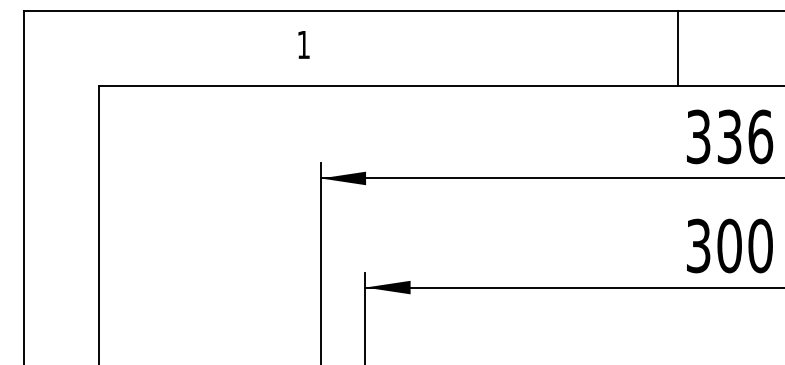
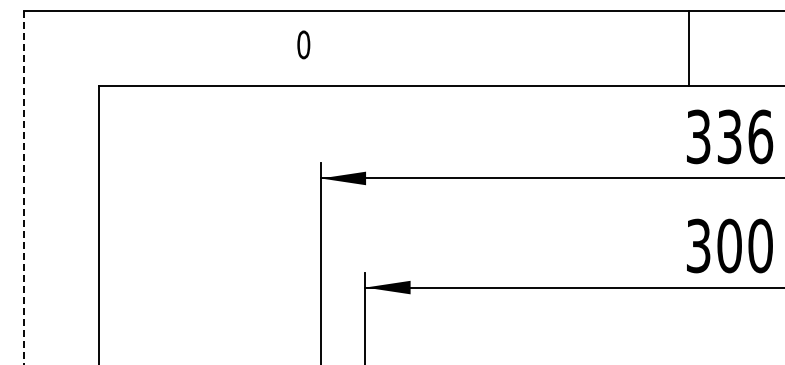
text: 1 -> 0 (303, 44)
line position: (678, 48) -> (689, 48) (689, 48)
line: solid -> dashed (23, 187)
